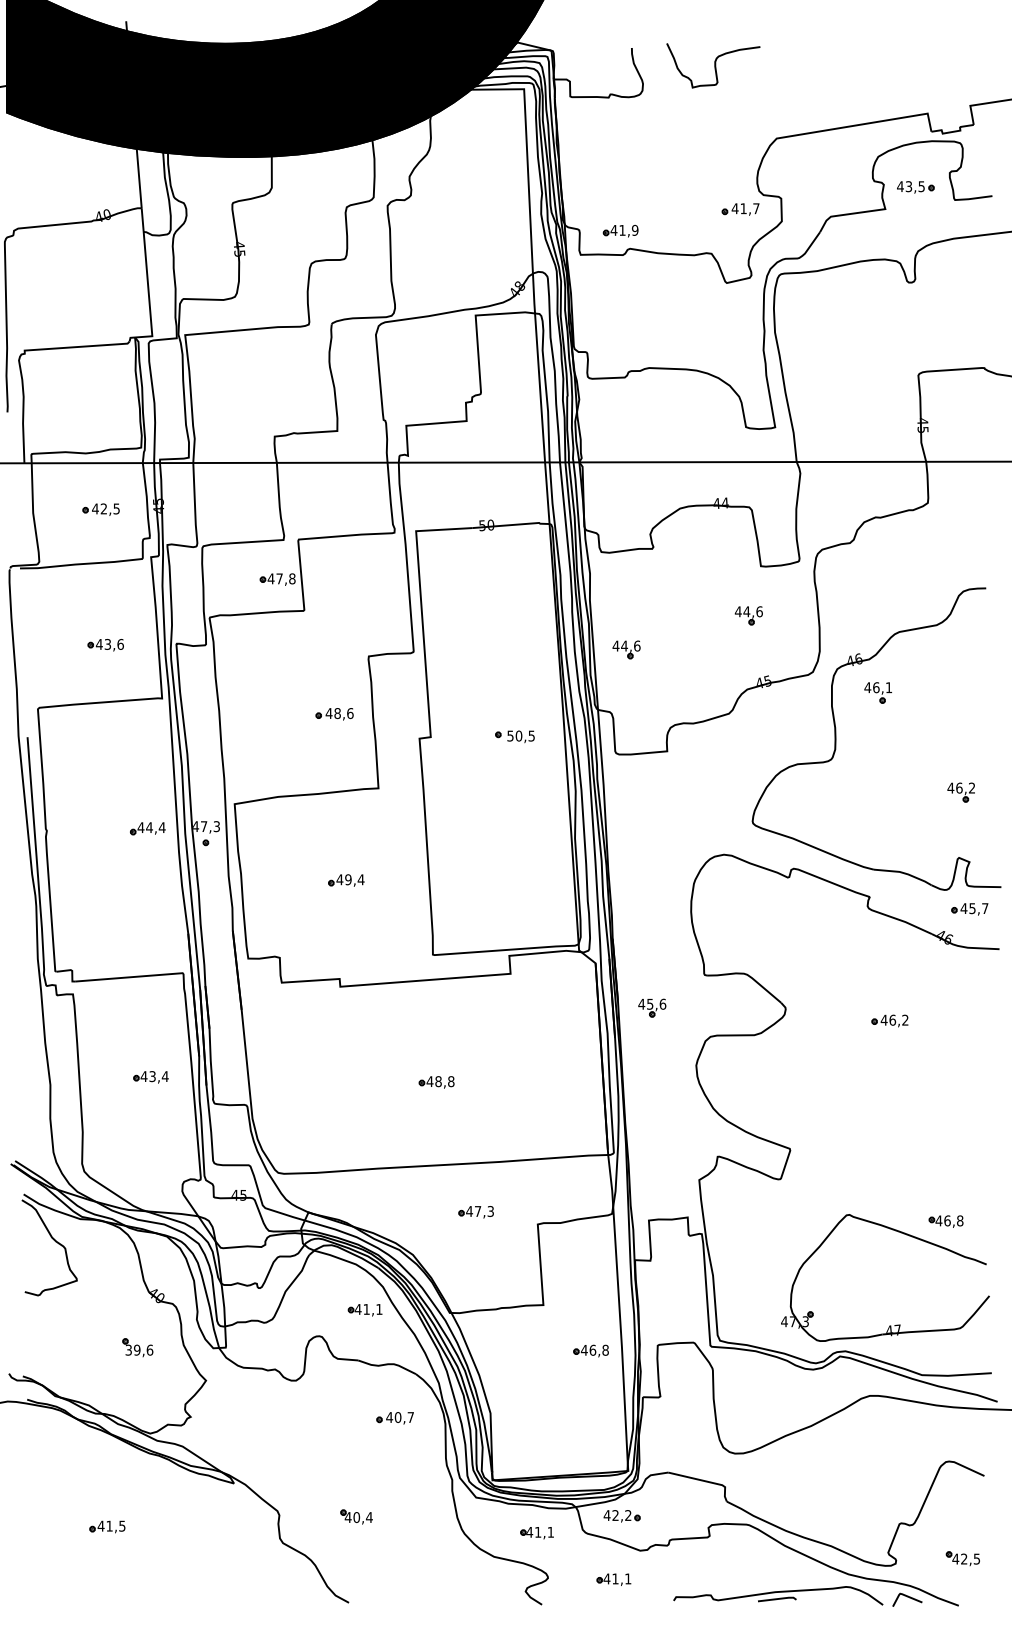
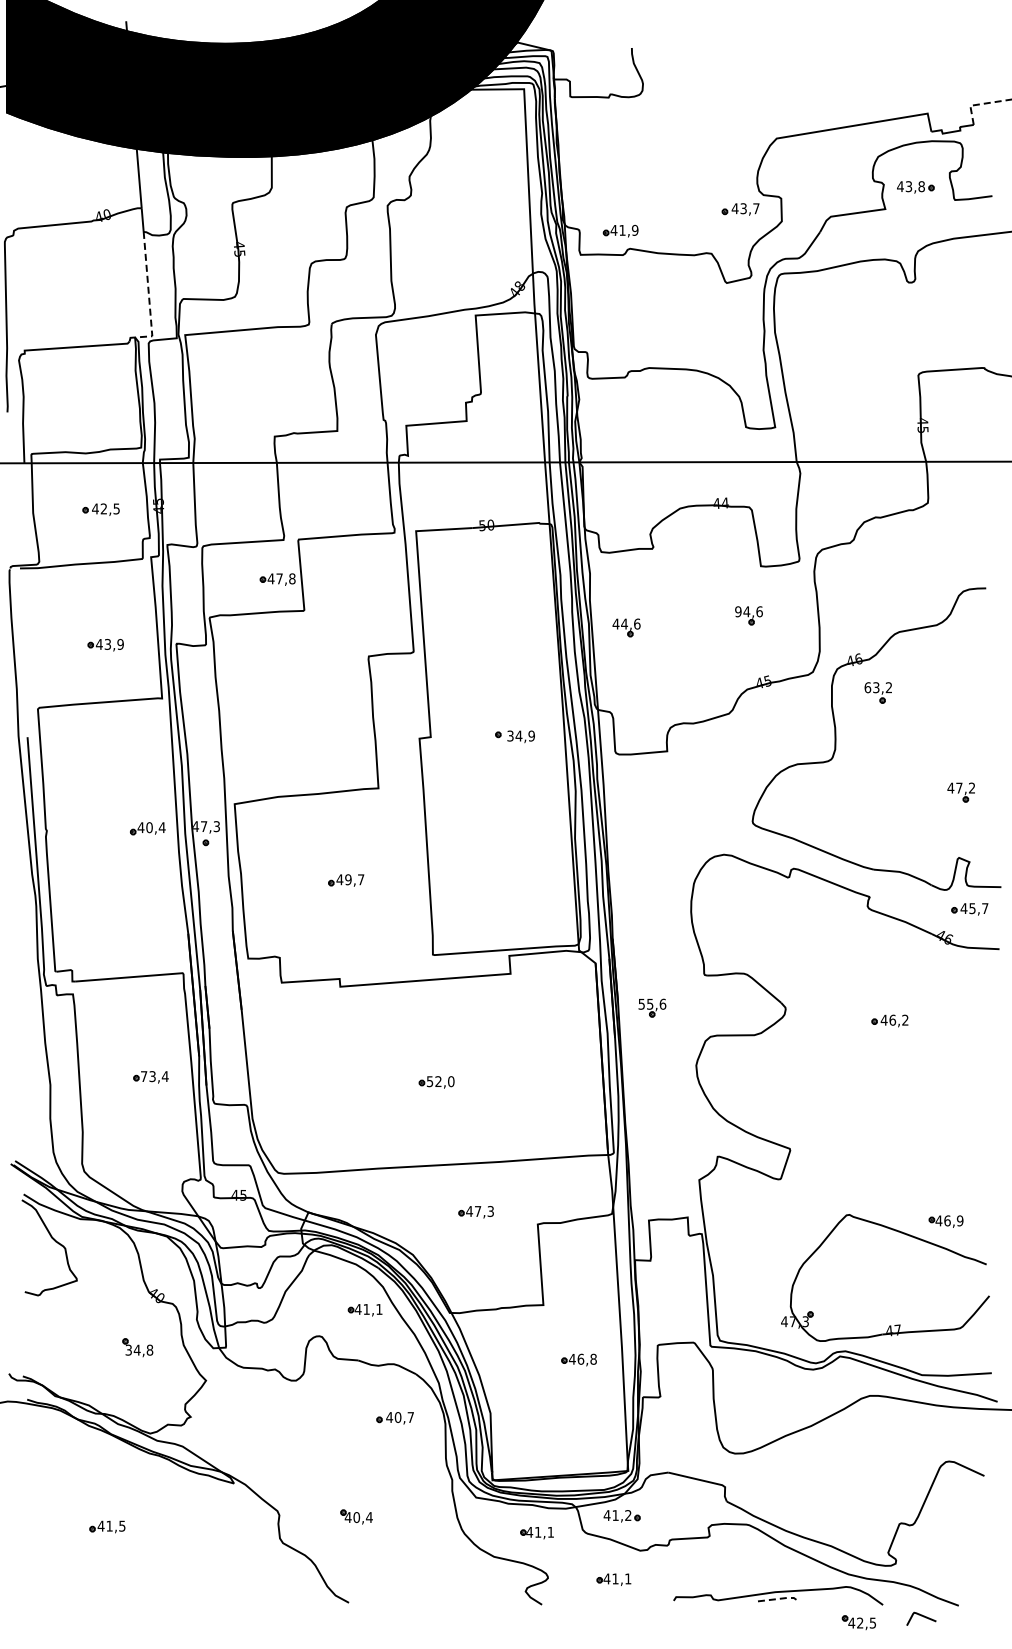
curve: present -> none (714, 65)
line: solid -> dashed (981, 104)
text: 43,5 -> 43,8 (921, 186)
text: 41,7 -> 43,7 (743, 208)
line: solid -> dashed (148, 293)
text: 44,6 -> 94,6 (737, 611)
text: 43,6 -> 43,9 (120, 644)
part position: (626, 649) -> (626, 627) (626, 627)
text: 46,1 -> 63,2 (878, 687)
part: present -> none (334, 714)
text: 50,5 -> 34,9 (520, 735)
text: 46,2 -> 47,2 (959, 787)
text: 44,4 -> 40,4 (149, 827)
text: 49,4 -> 49,7 (360, 879)
text: 45,6 -> 55,6 (641, 1003)
text: 43,4 -> 73,4 (143, 1076)
text: 48,8 -> 52,0 (440, 1081)
text: 46,8 -> 46,9 (959, 1220)
text: 39,6 -> 34,8 (143, 1349)
part position: (590, 1350) -> (578, 1359) (578, 1359)
text: 42,2 -> 41,2 (615, 1515)
part position: (962, 1558) -> (858, 1622) (858, 1622)
line position: (907, 1597) -> (921, 1616) (921, 1616)
line: solid -> dashed (779, 1598)
